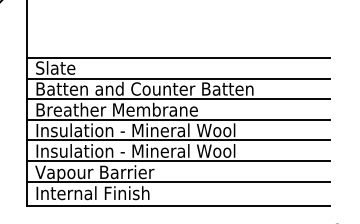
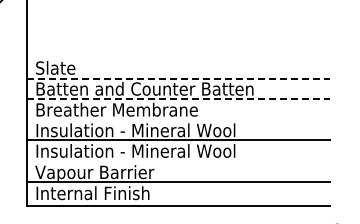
line: present -> none (178, 57)
line: solid -> dashed (178, 78)
line: solid -> dashed (178, 99)
line: present -> none (178, 119)
line: present -> none (178, 161)
